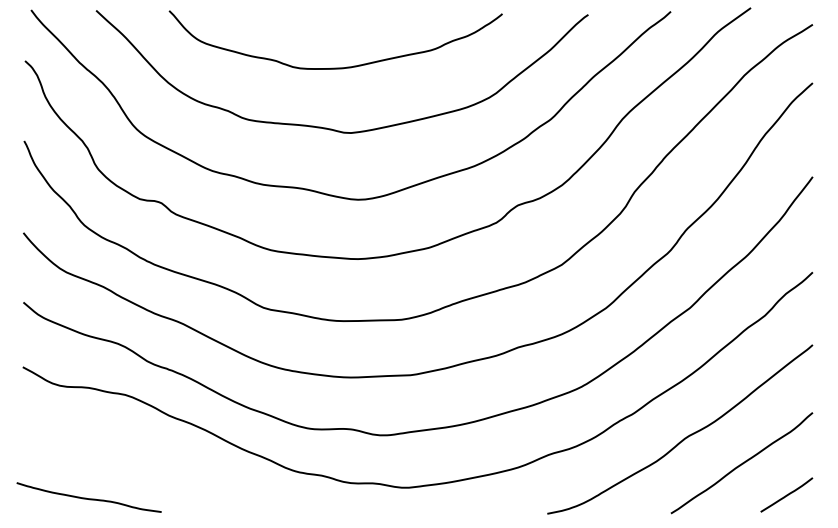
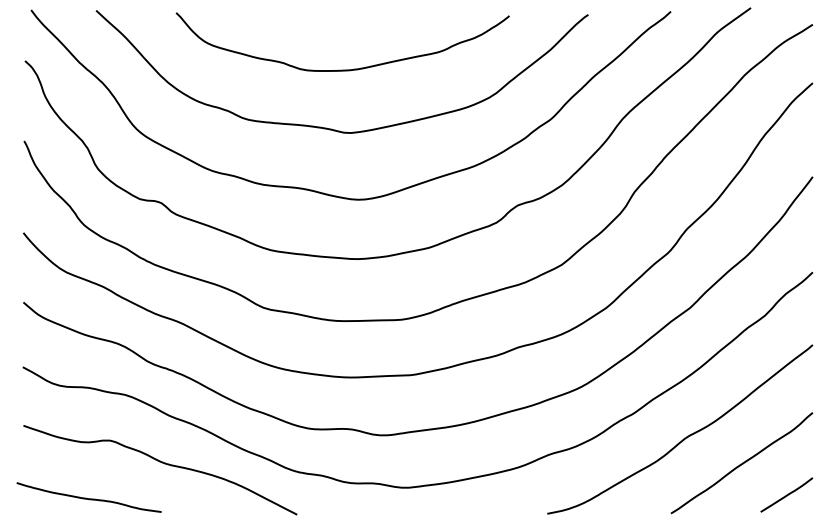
curve position: (335, 67) -> (342, 69) (342, 69)
curve: none -> present (161, 463)
